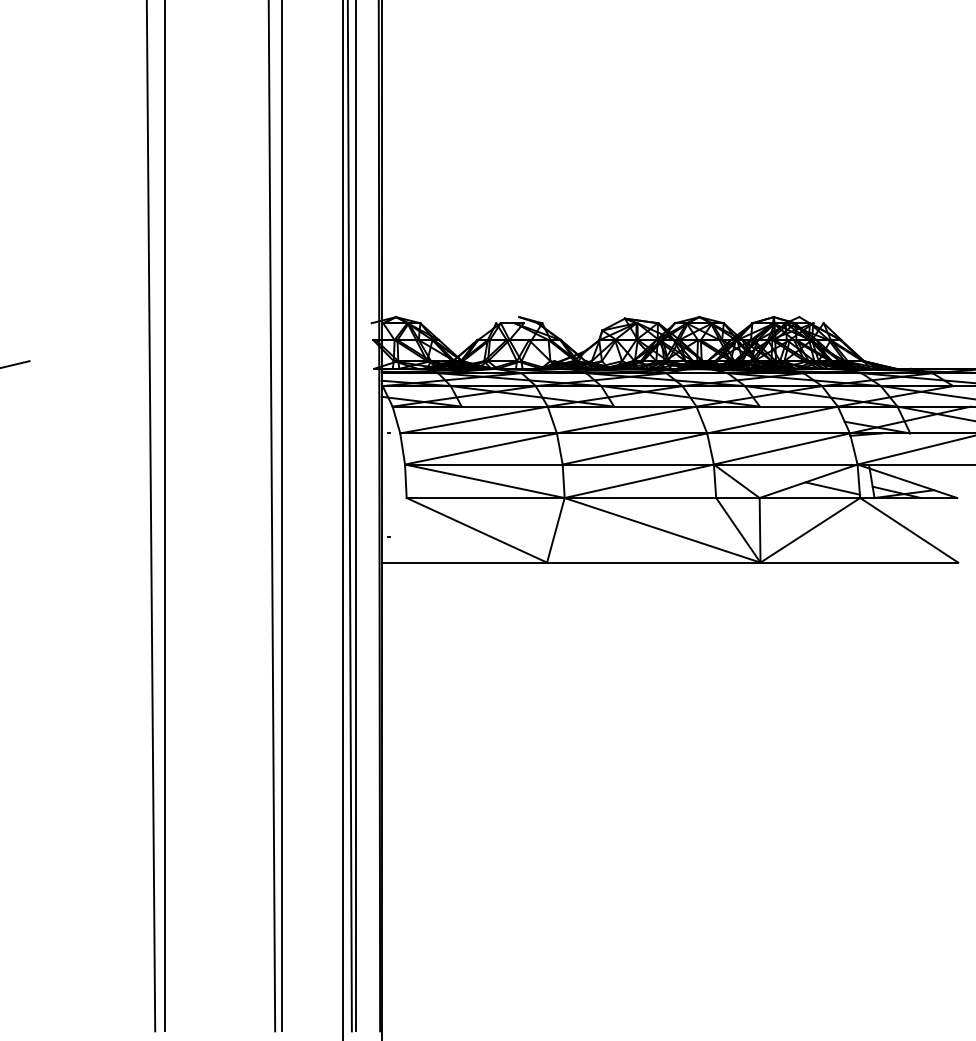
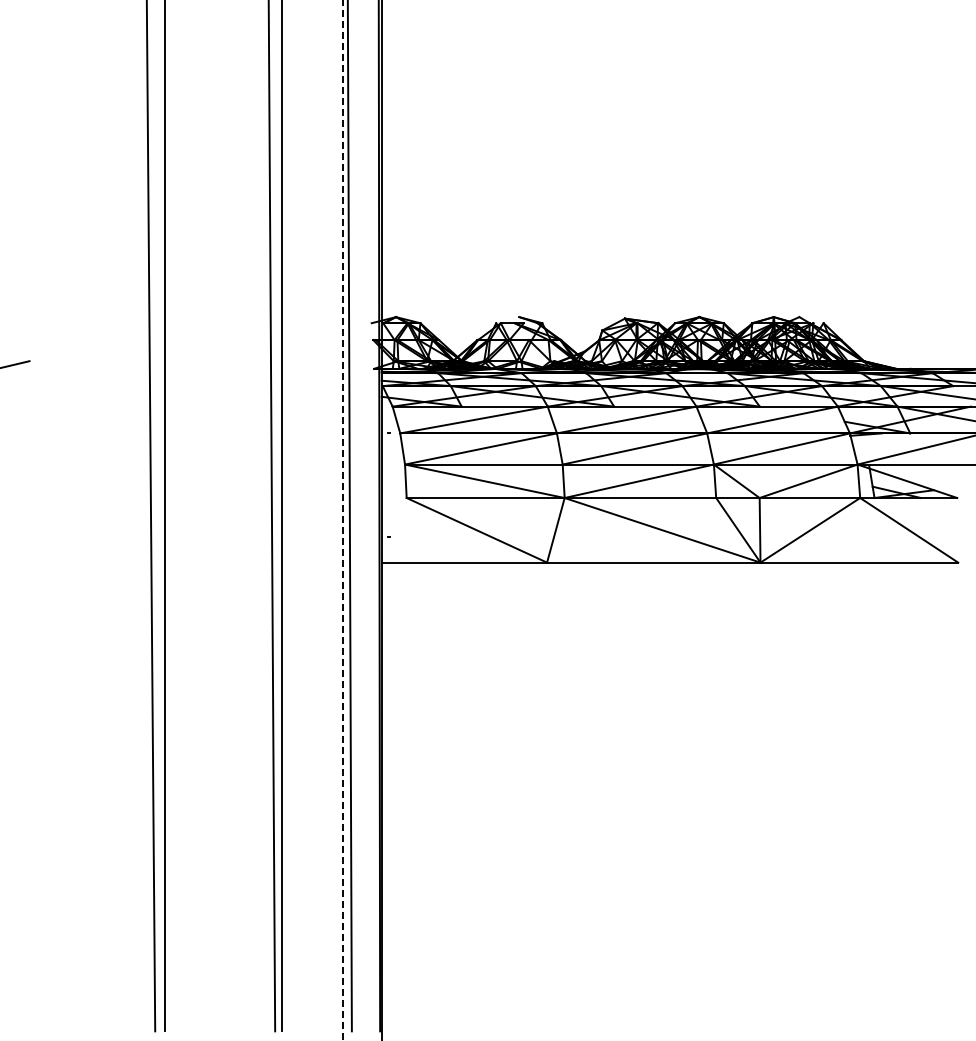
line: present -> none (832, 488)
line: present -> none (356, 516)
line: solid -> dashed (342, 520)
